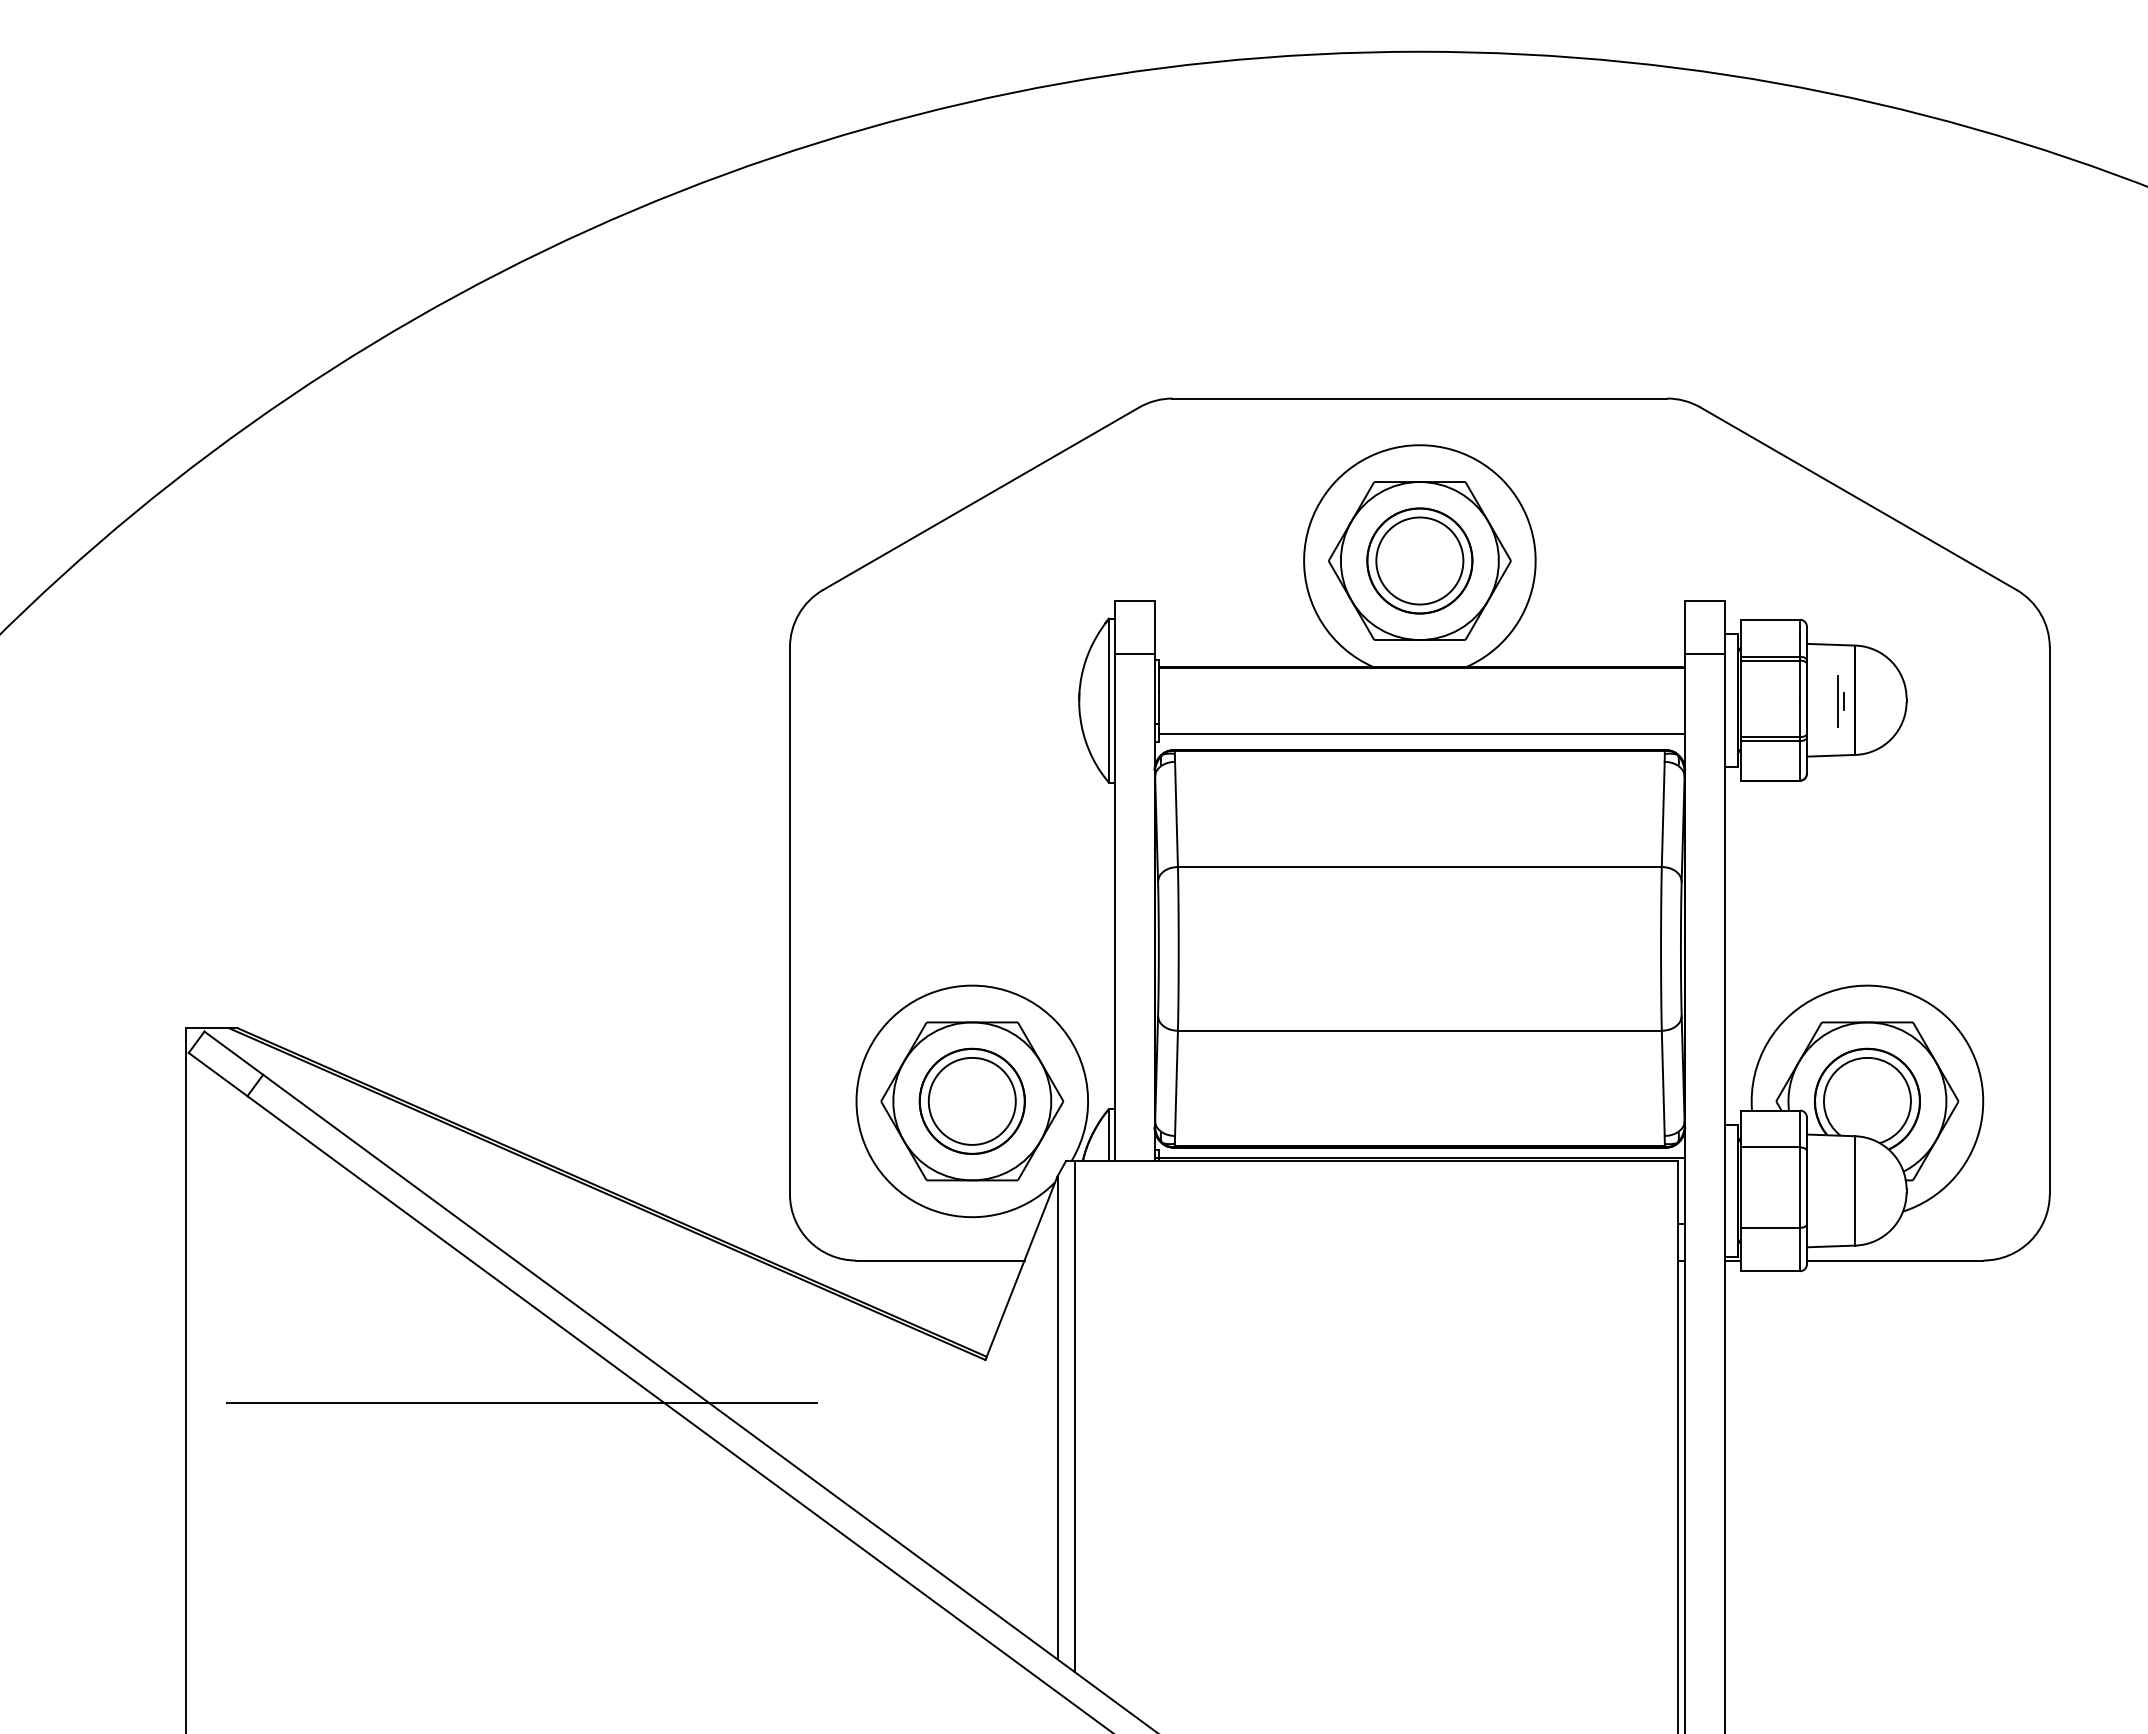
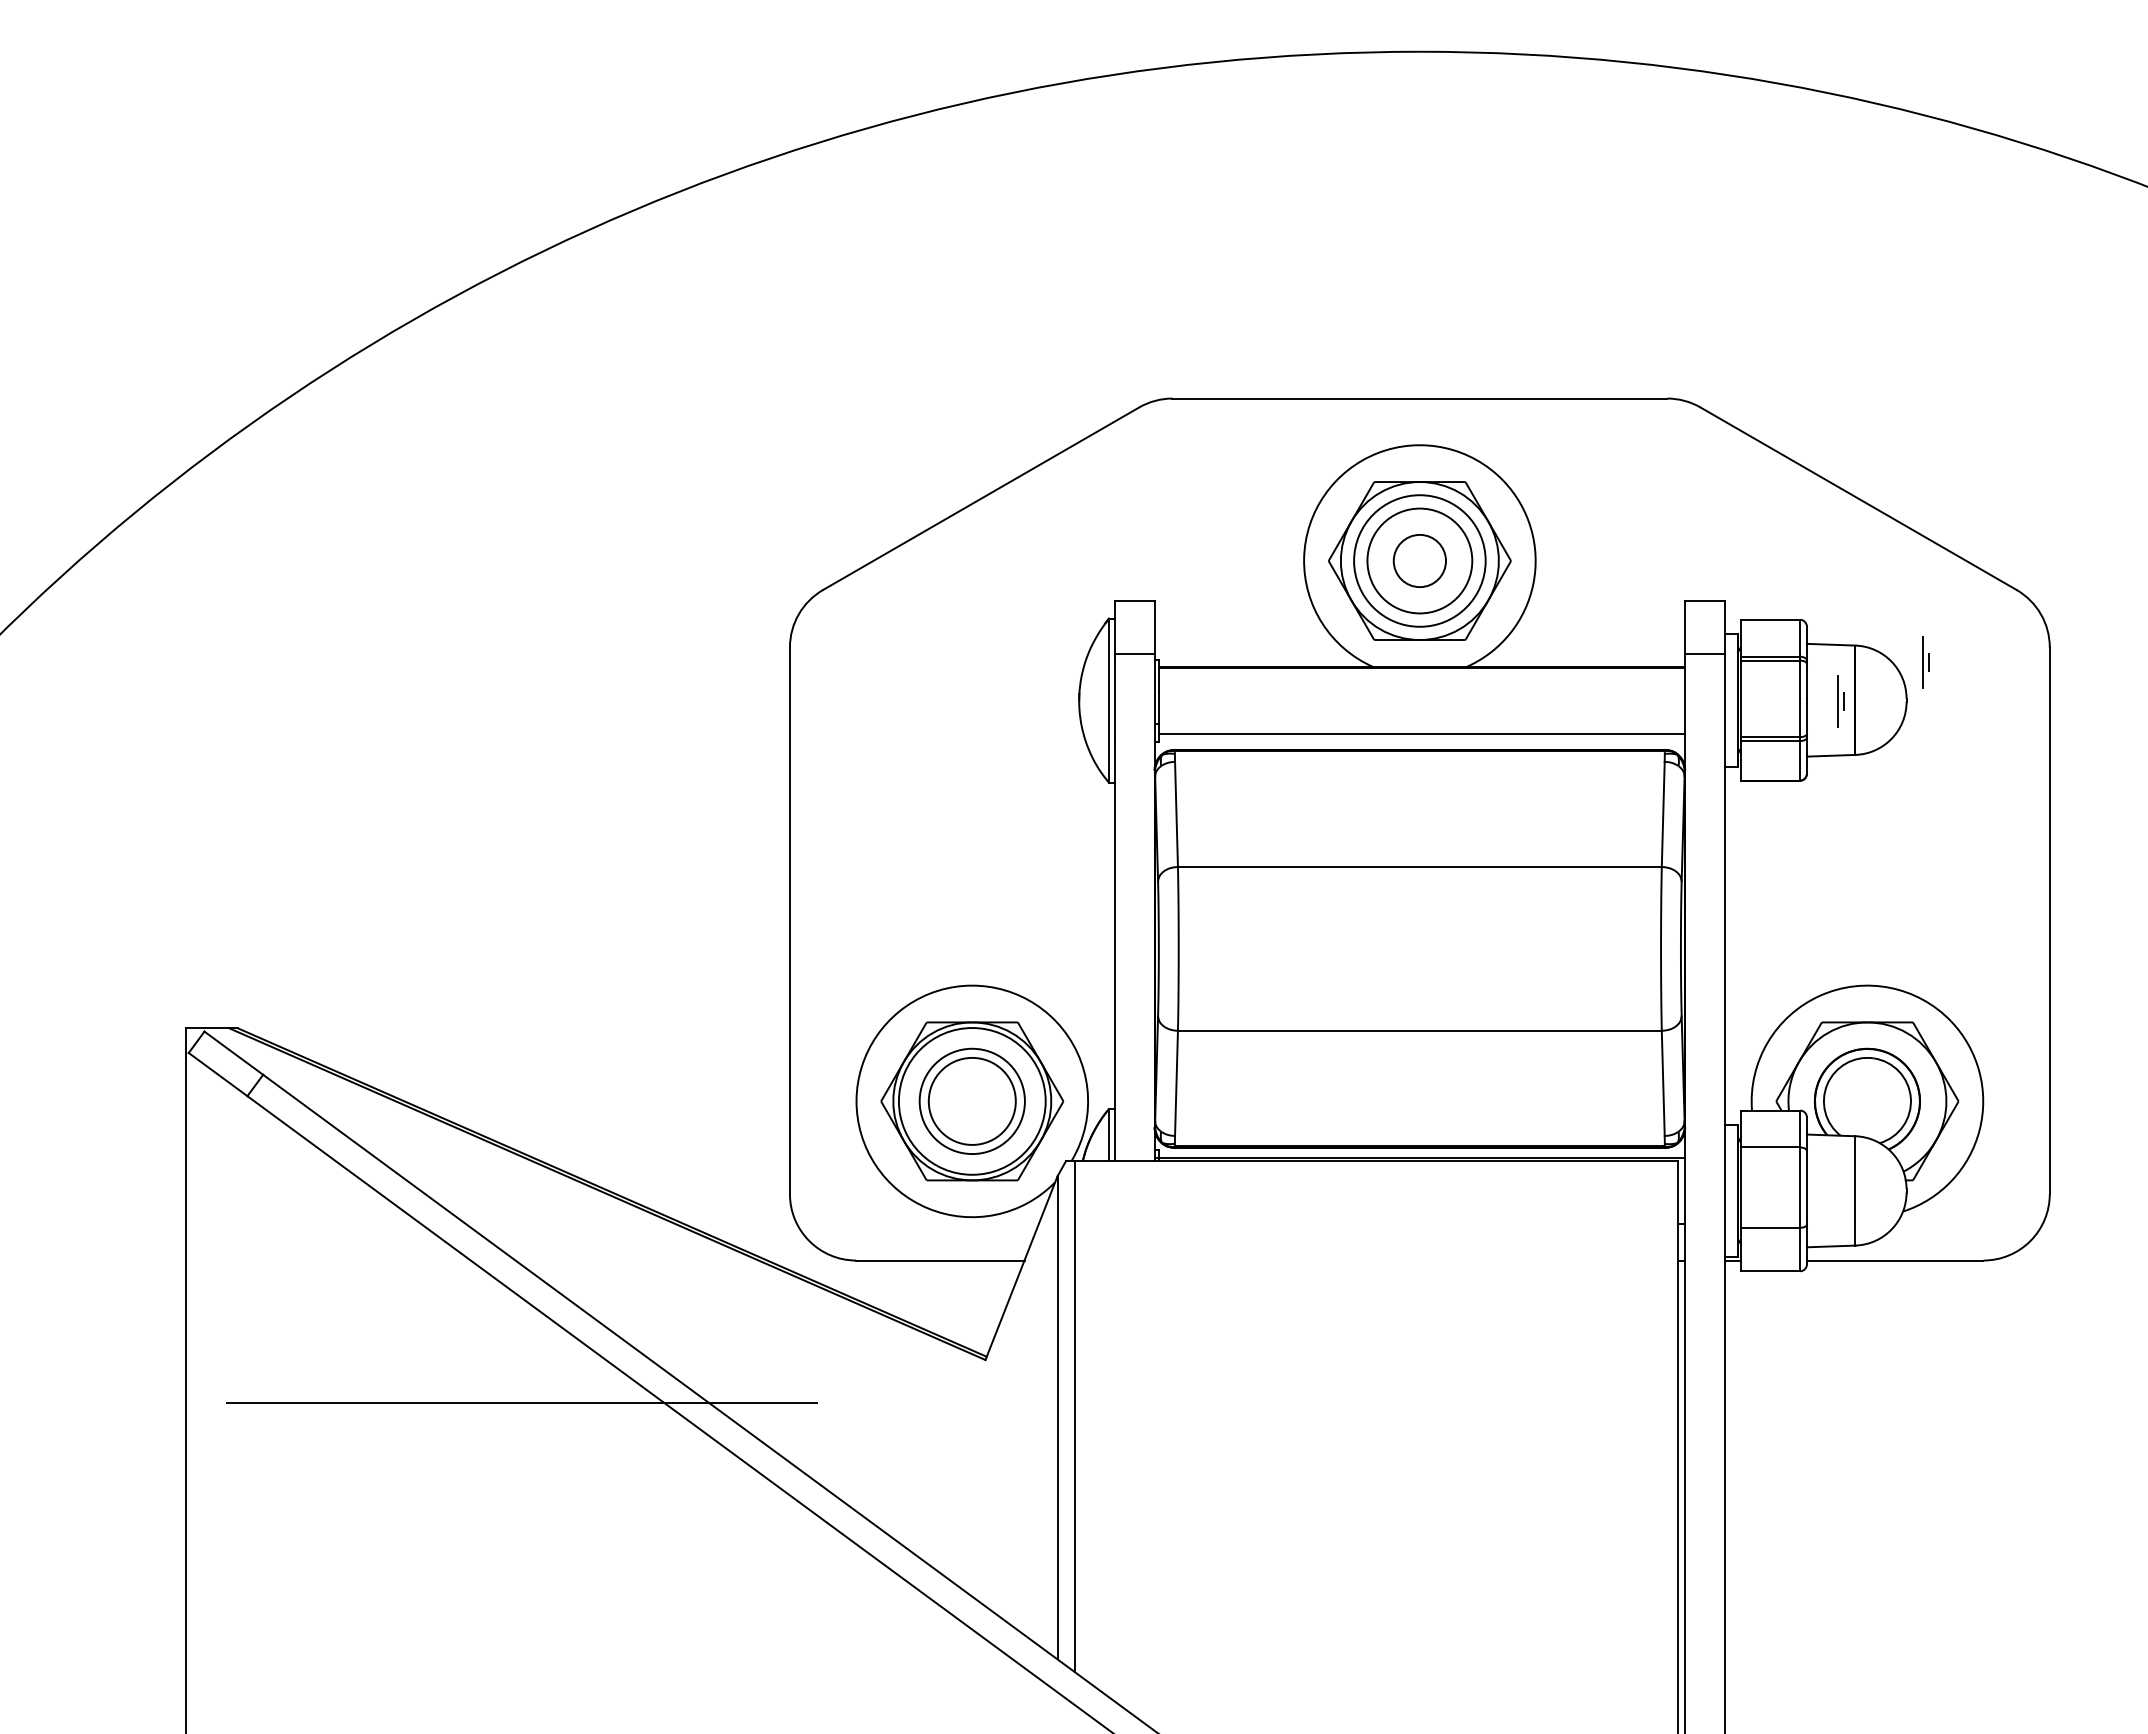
circle diameter: 105 px -> 132 px (1419, 560)
circle diameter: 87 px -> 52 px (1419, 560)
part: none -> present (1925, 662)
circle diameter: 105 px -> 147 px (971, 1101)
